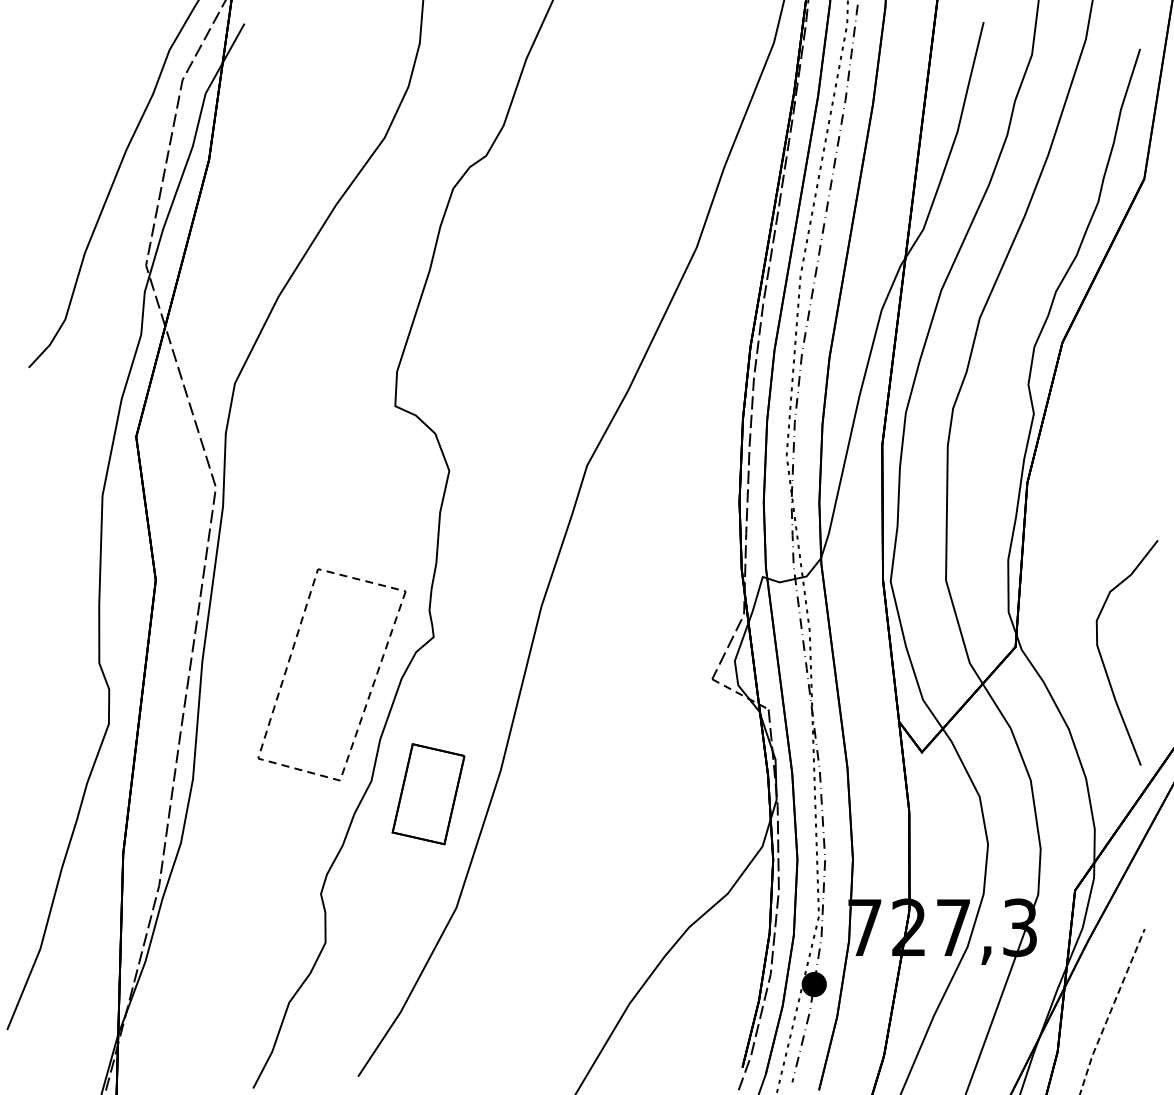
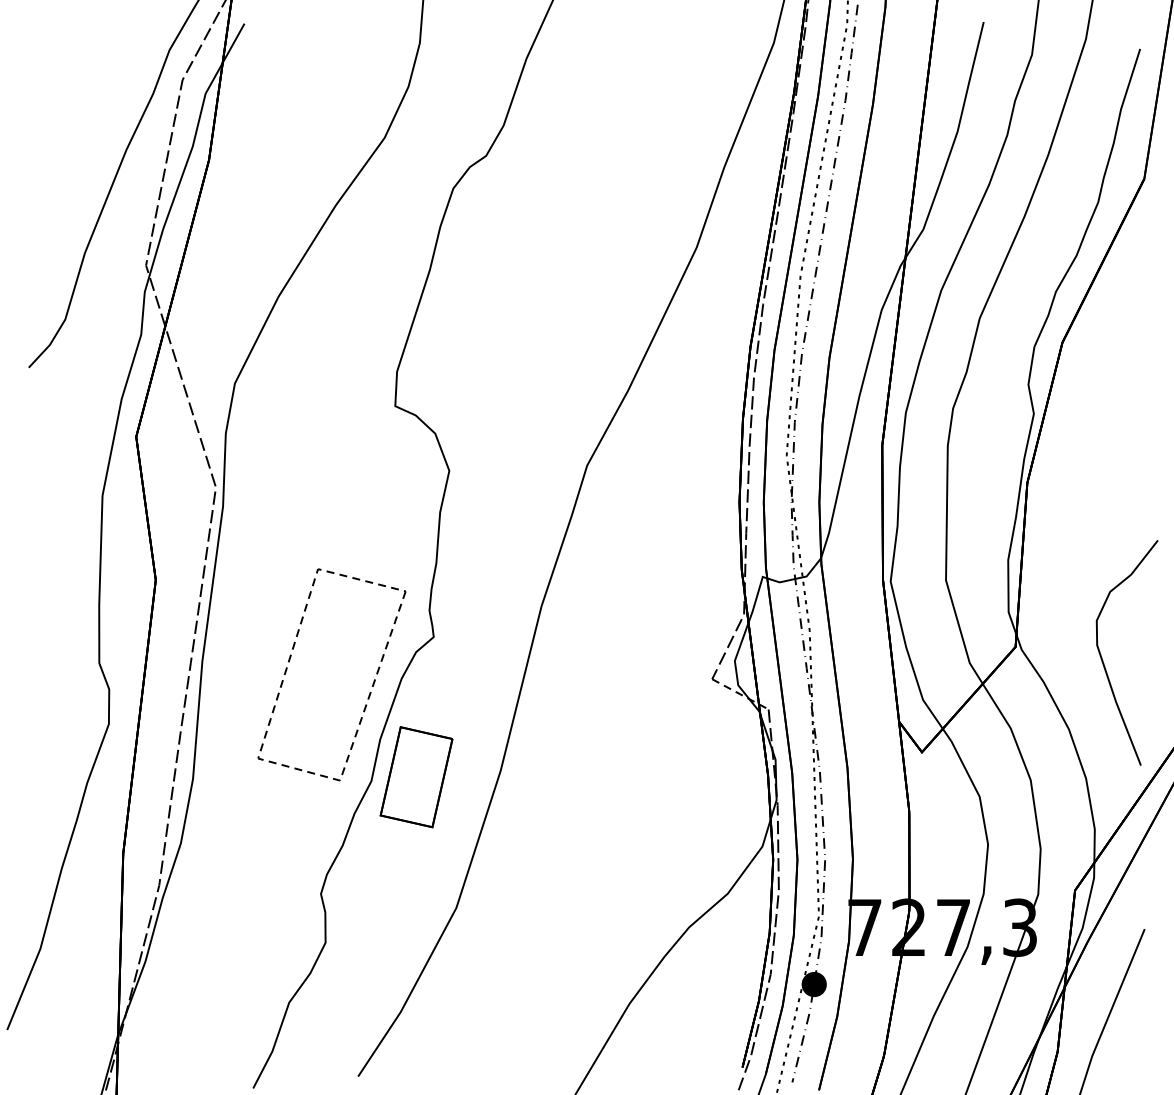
part position: (428, 794) -> (416, 777) (416, 777)
line: dashed -> solid (1110, 1011)
